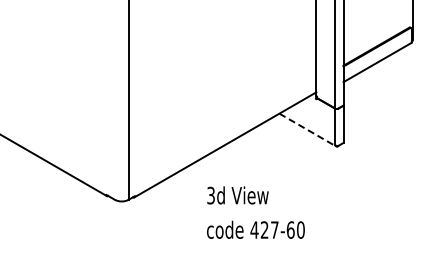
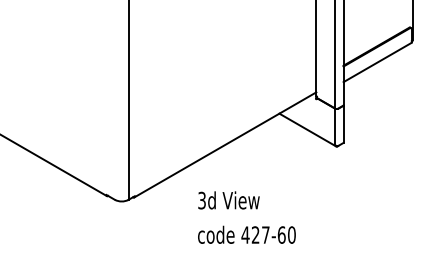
line: dashed -> solid (307, 130)
text position: (255, 212) -> (246, 217) (246, 217)
